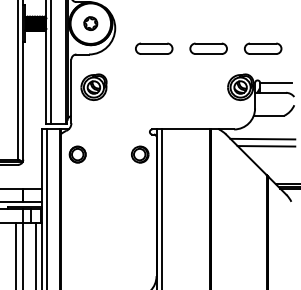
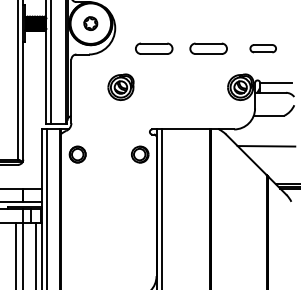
part size: 39x13 px -> 28x10 px (262, 48)
part position: (93, 86) -> (120, 86) (120, 86)
line: present -> none (262, 138)
